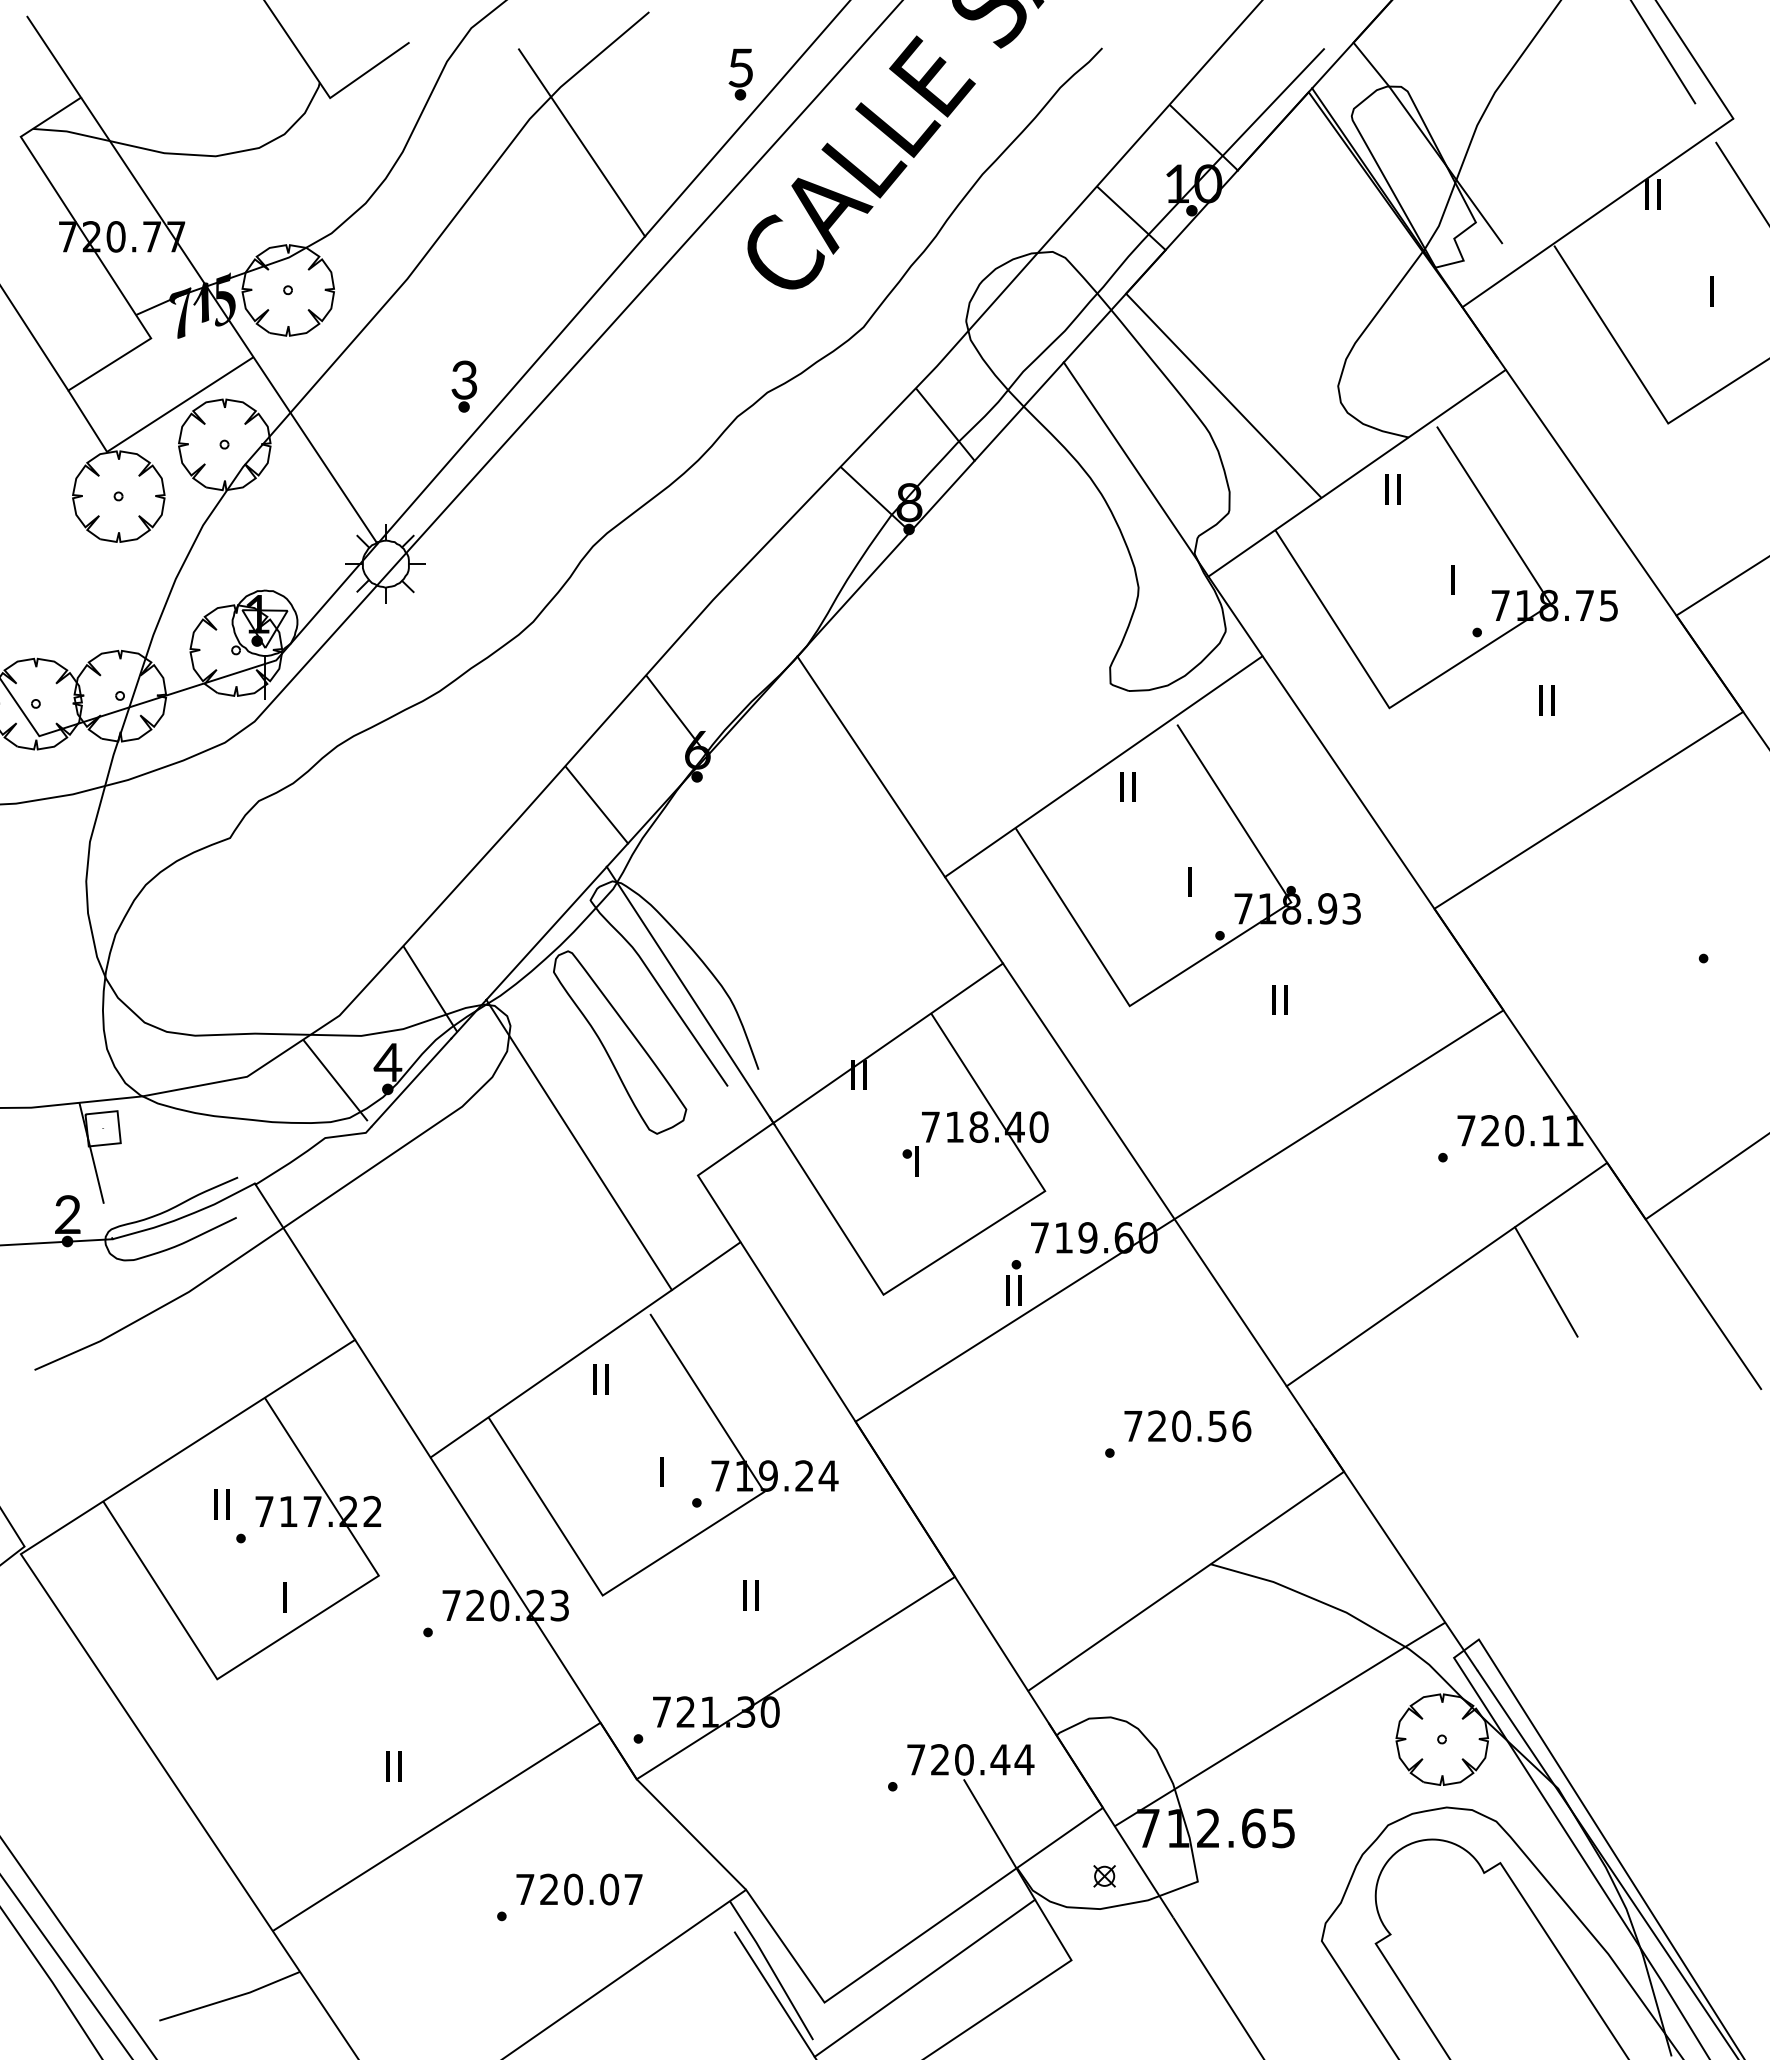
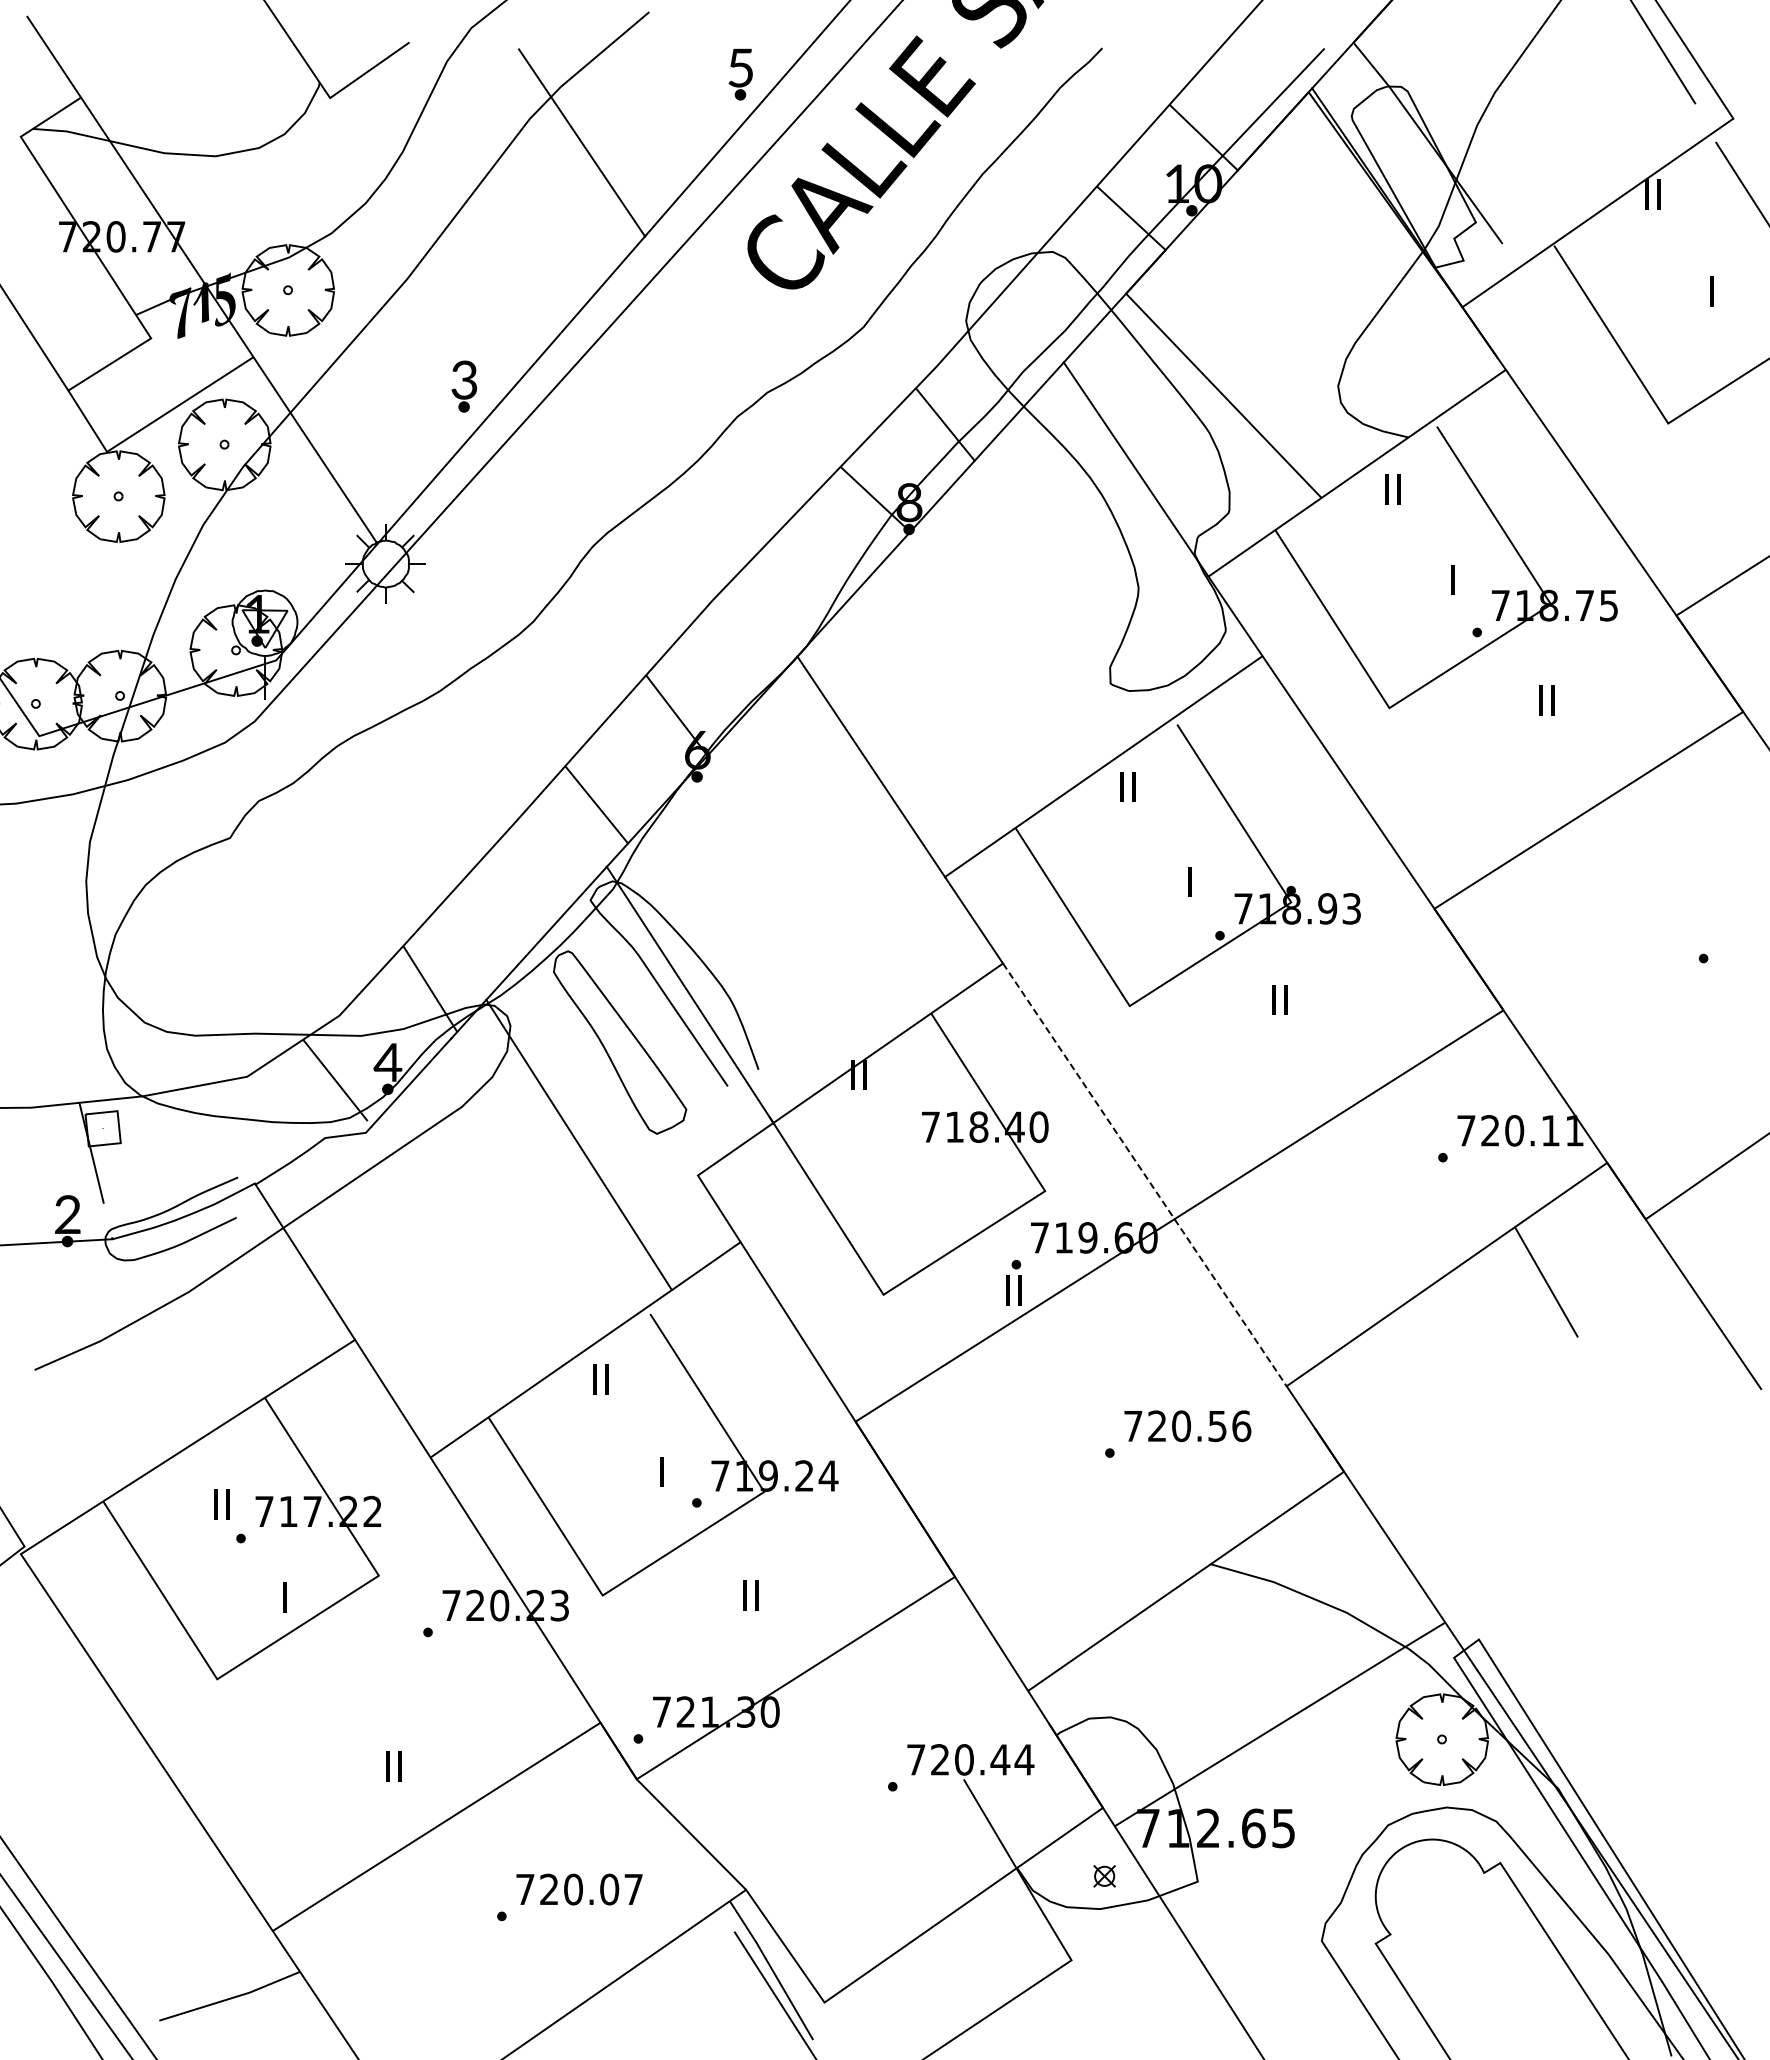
part: present -> none (910, 1161)
line: solid -> dashed (1144, 1174)
line: present -> none (924, 1977)
